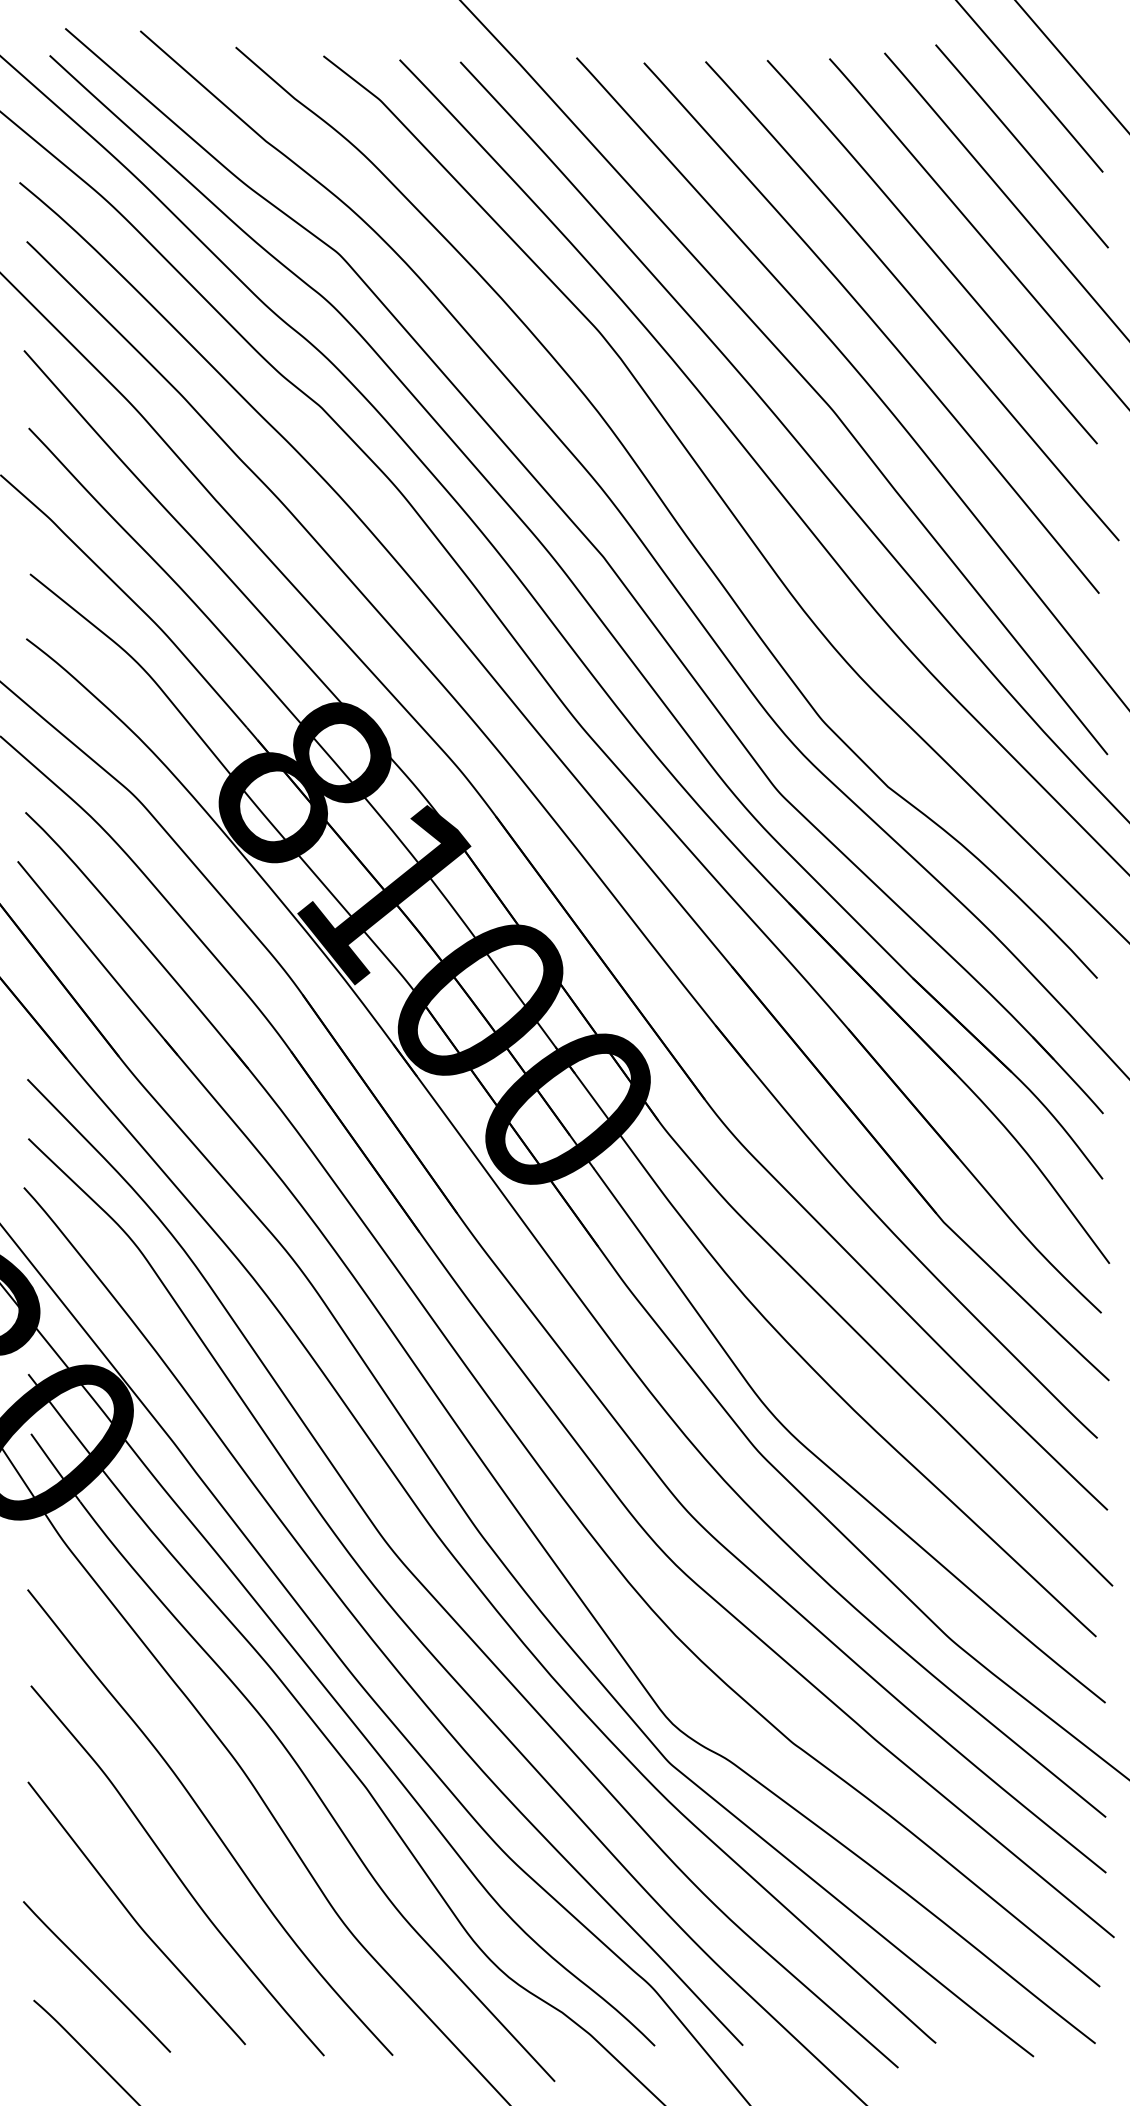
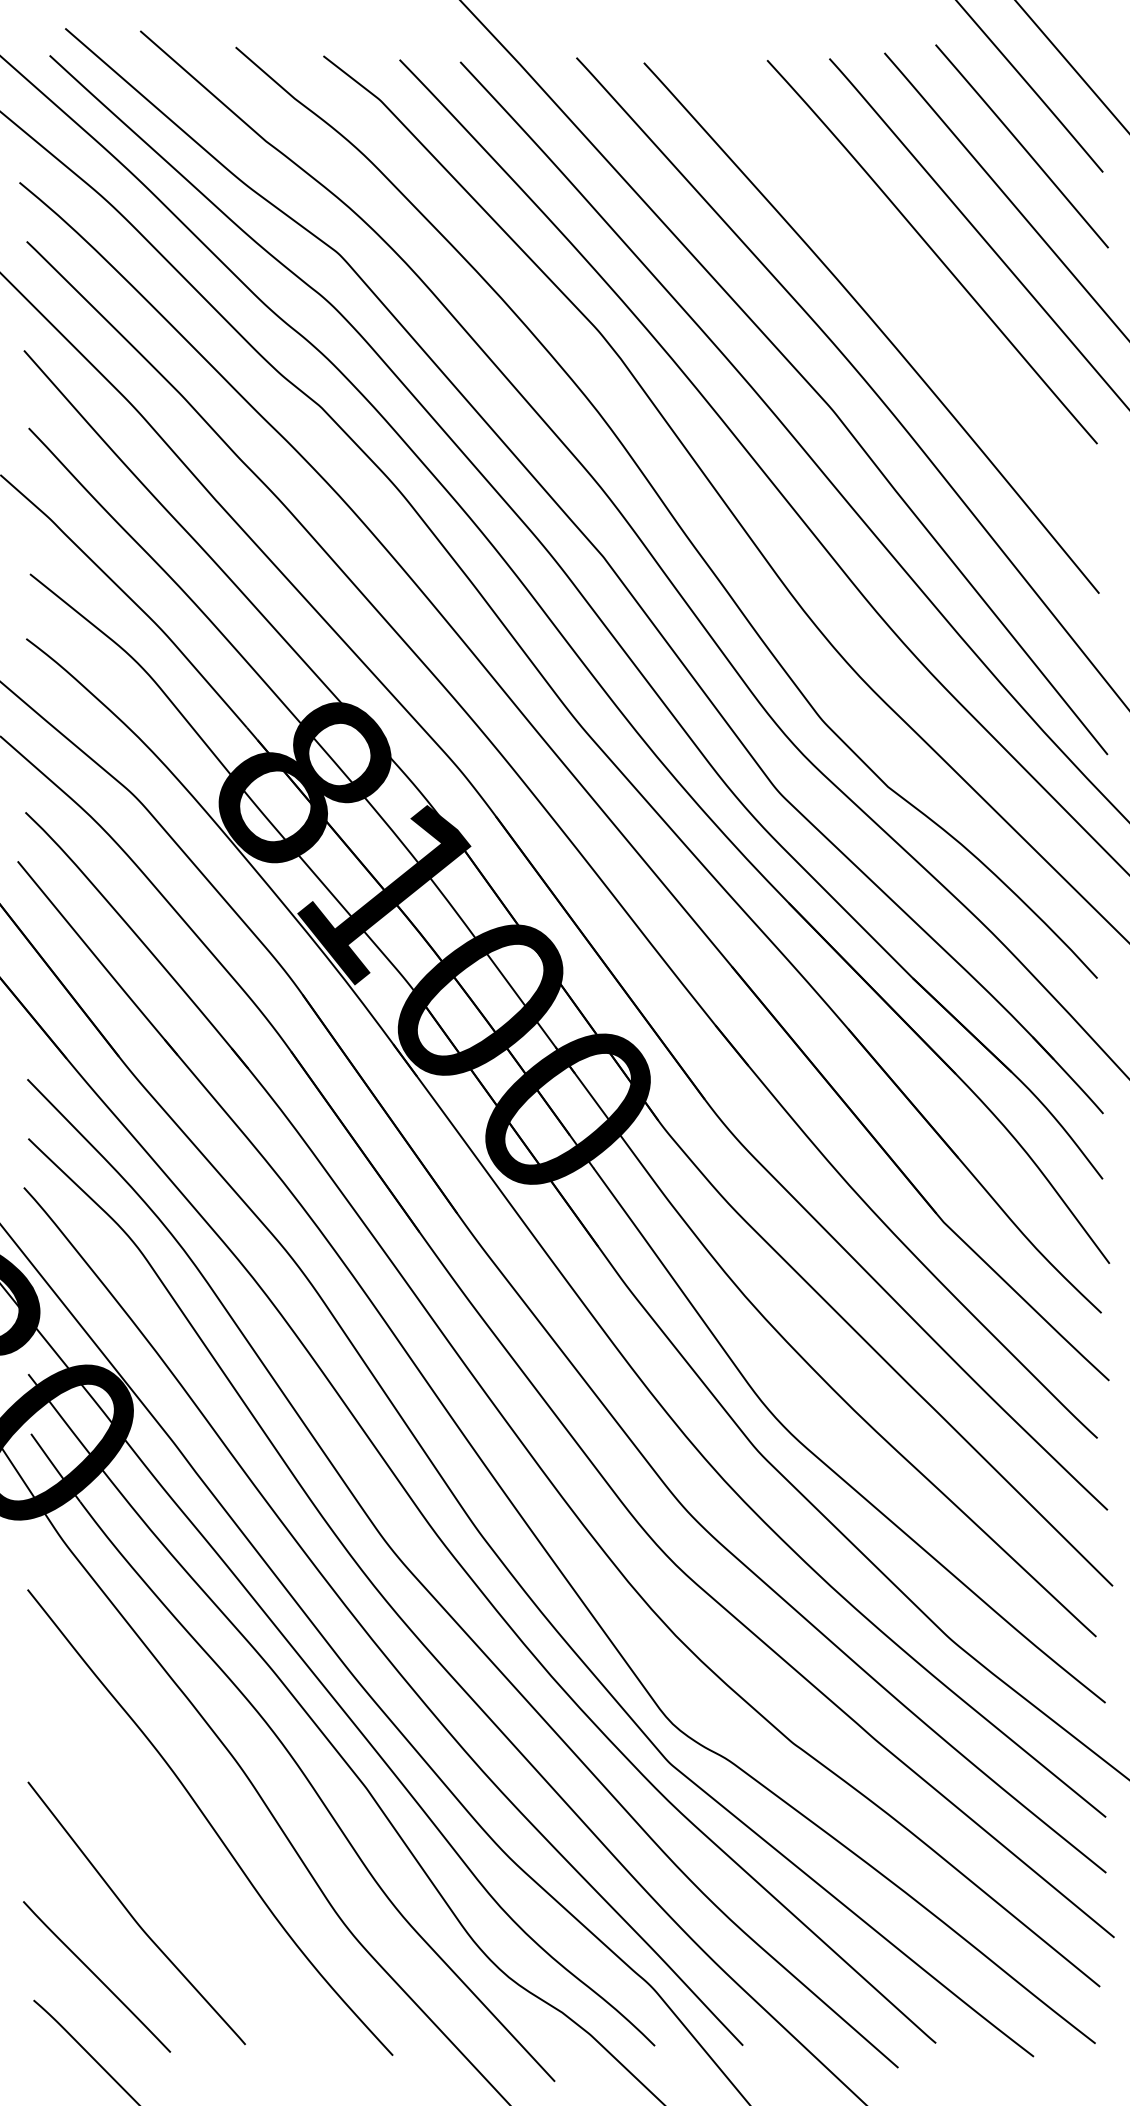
curve: present -> none (913, 300)
curve: present -> none (175, 1871)
